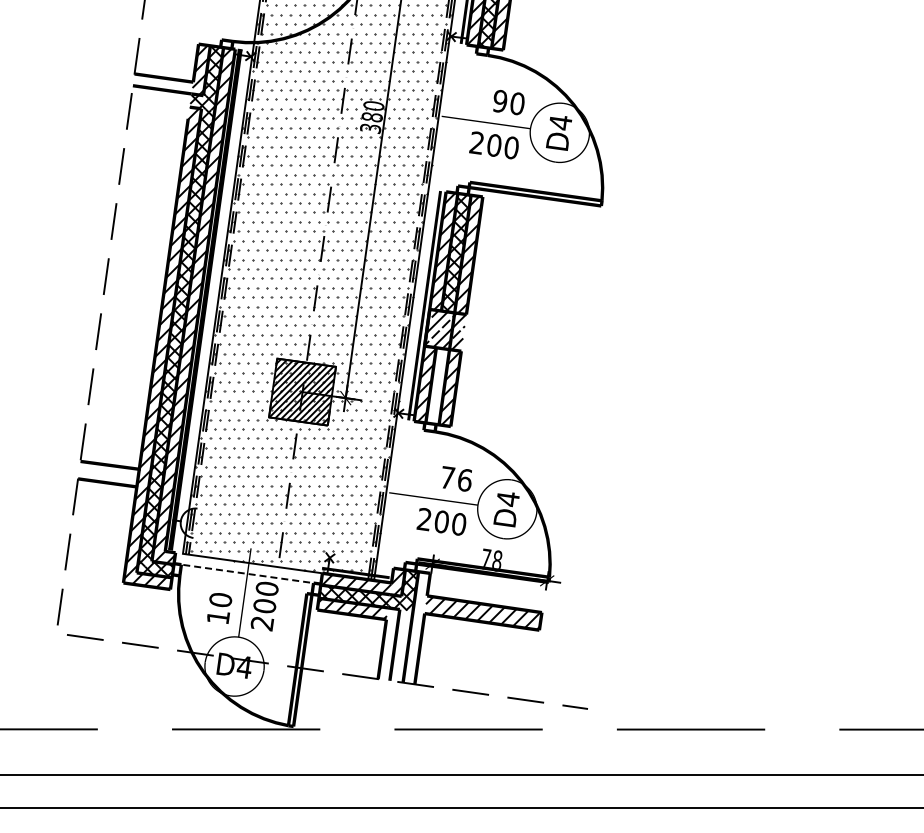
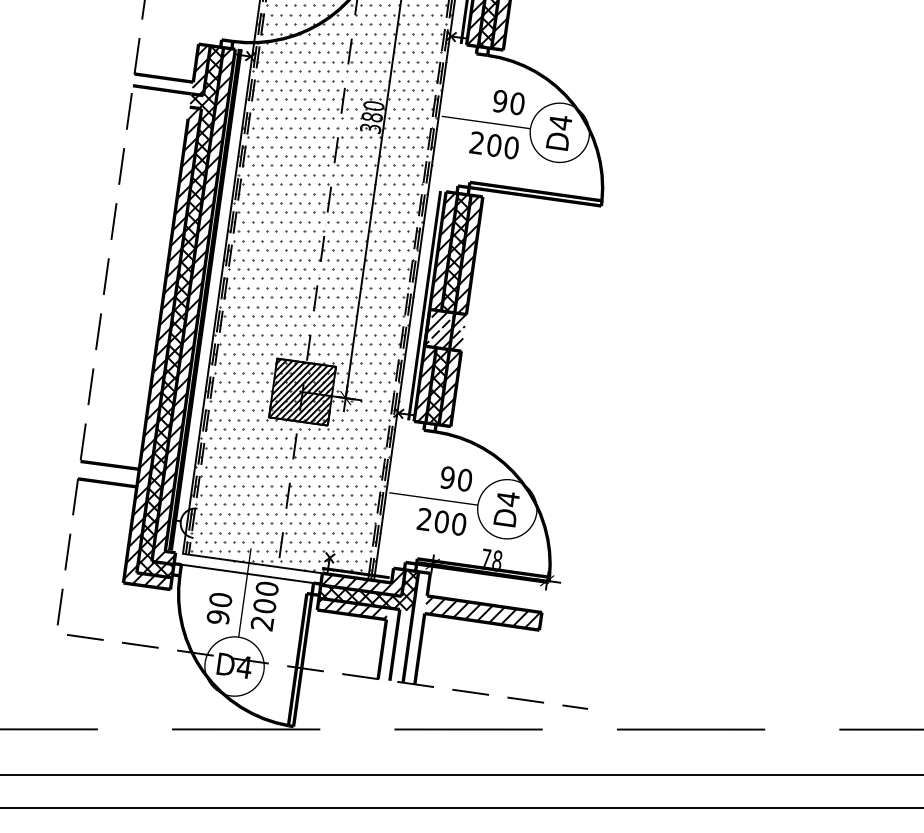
hatch: none -> present (438, 385)
text: 76 -> 90 (456, 478)
line: dashed -> solid (247, 573)
text: 10 -> 90 (218, 617)
